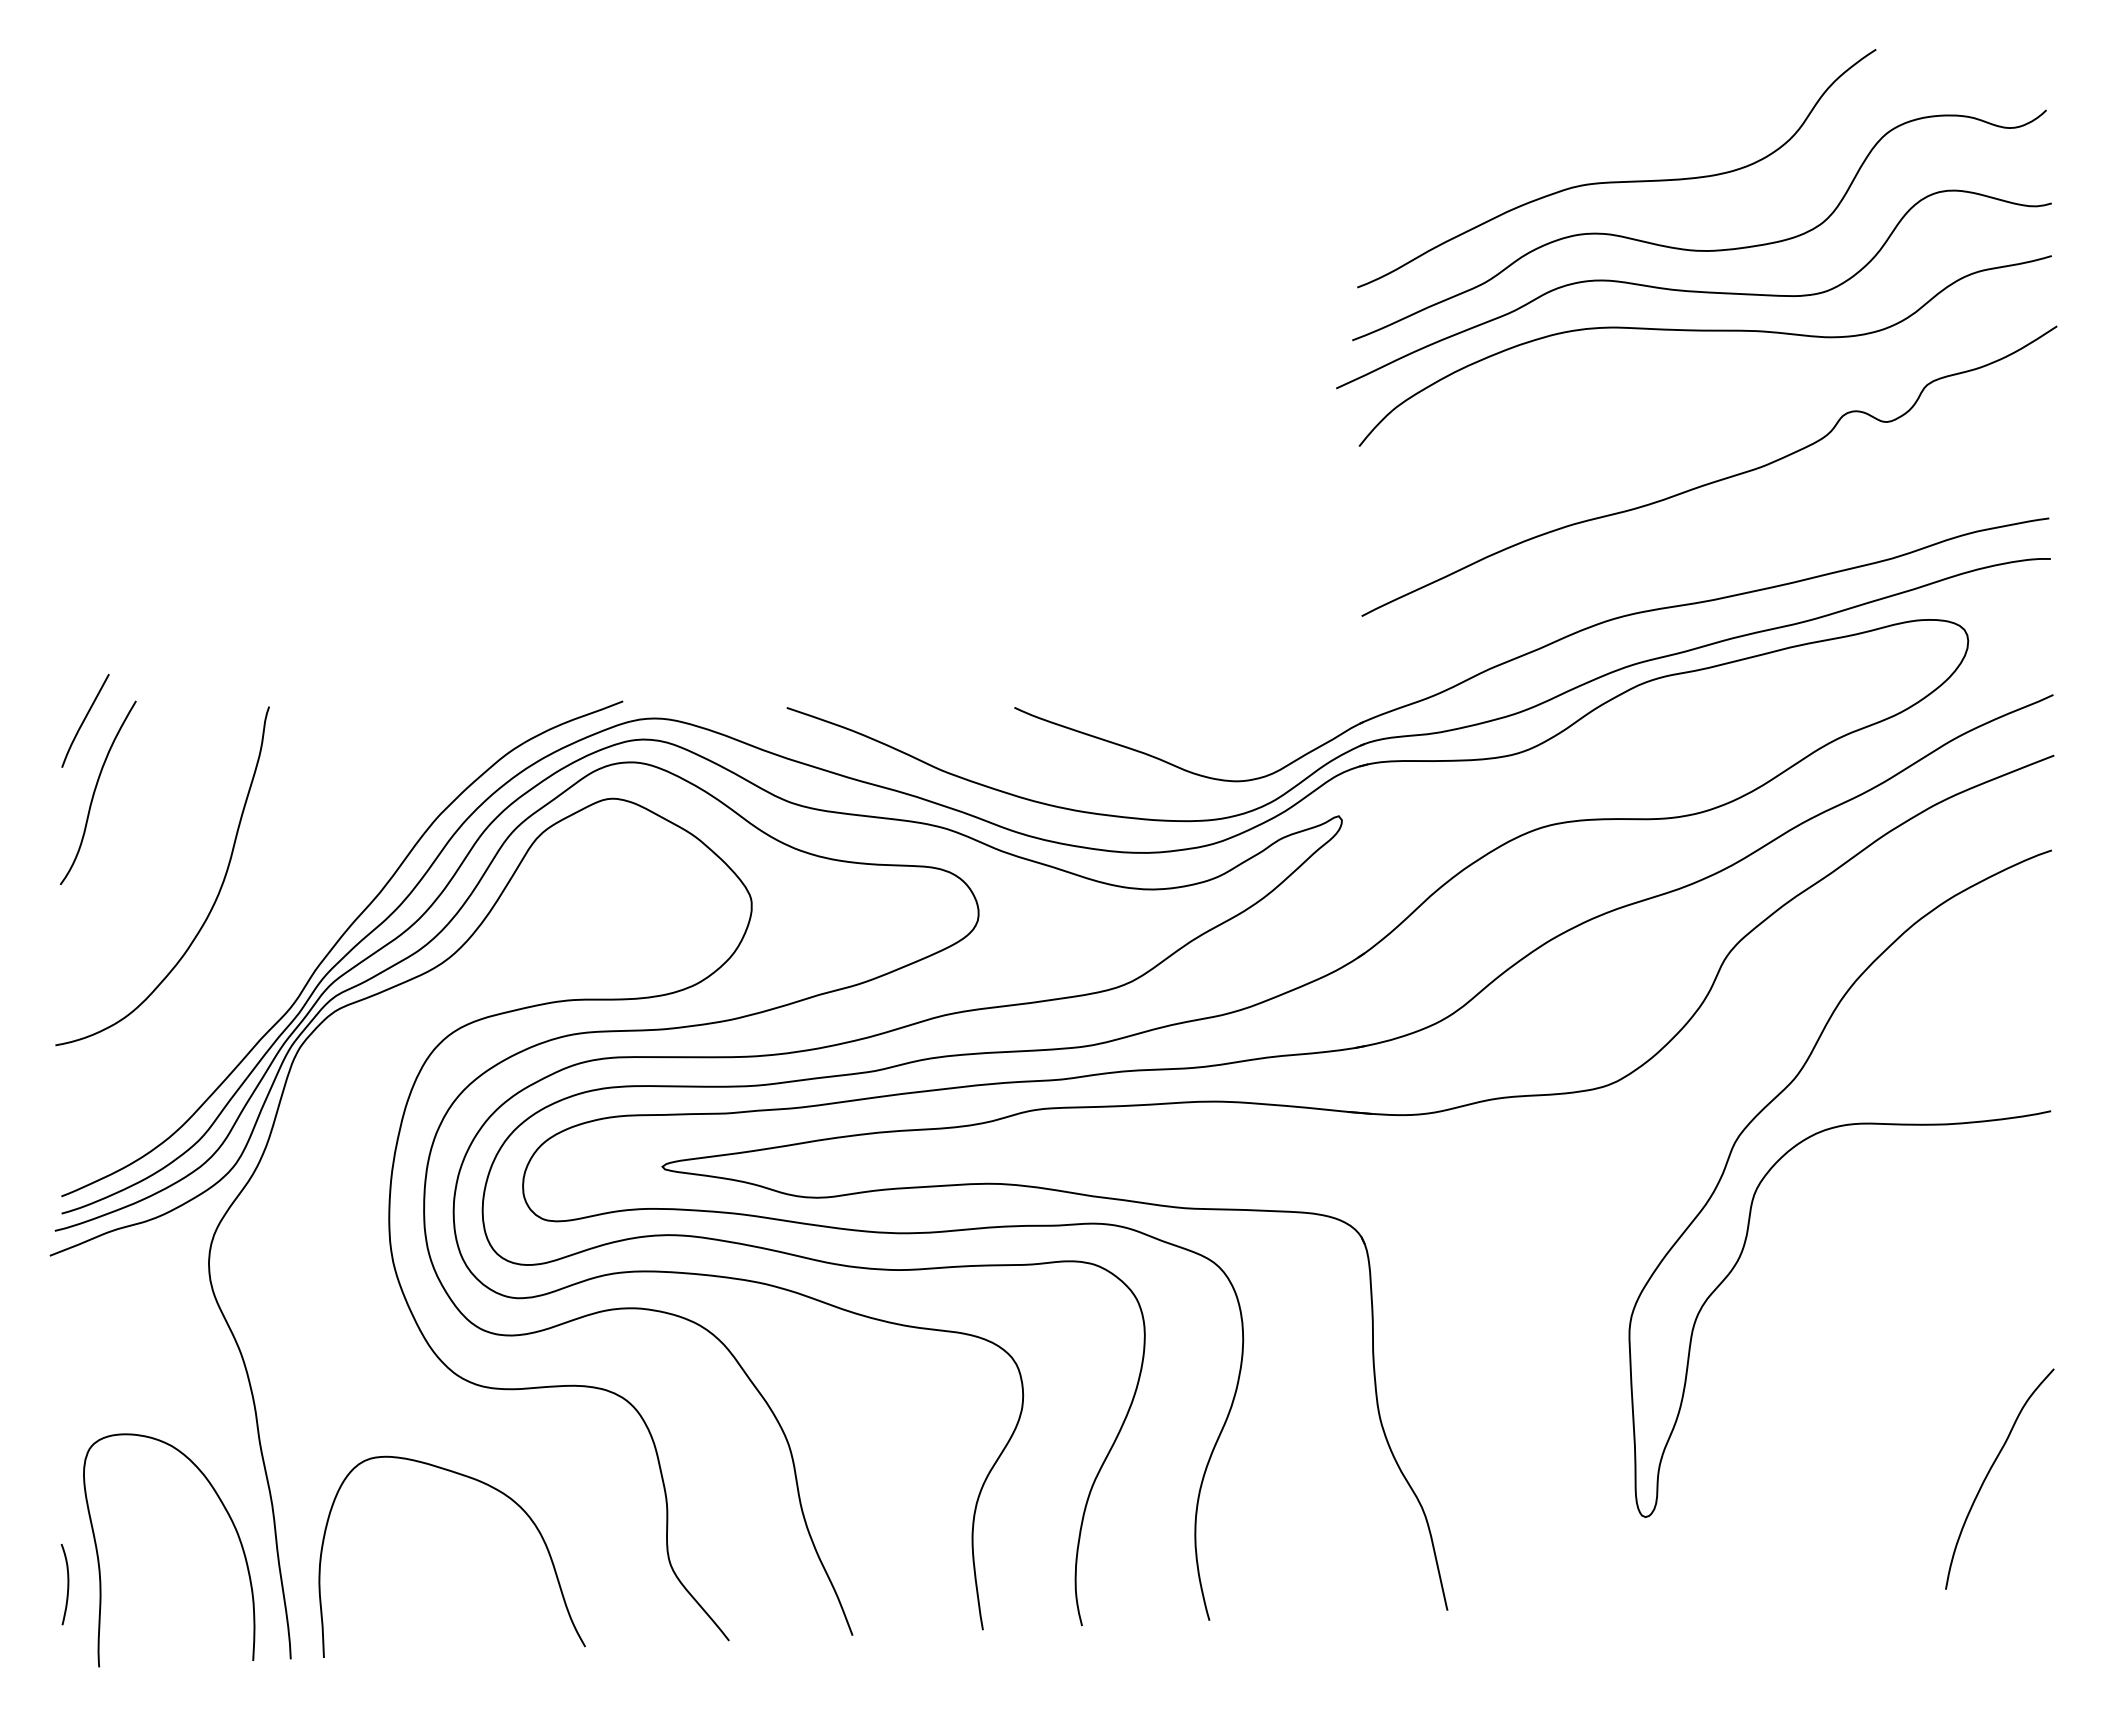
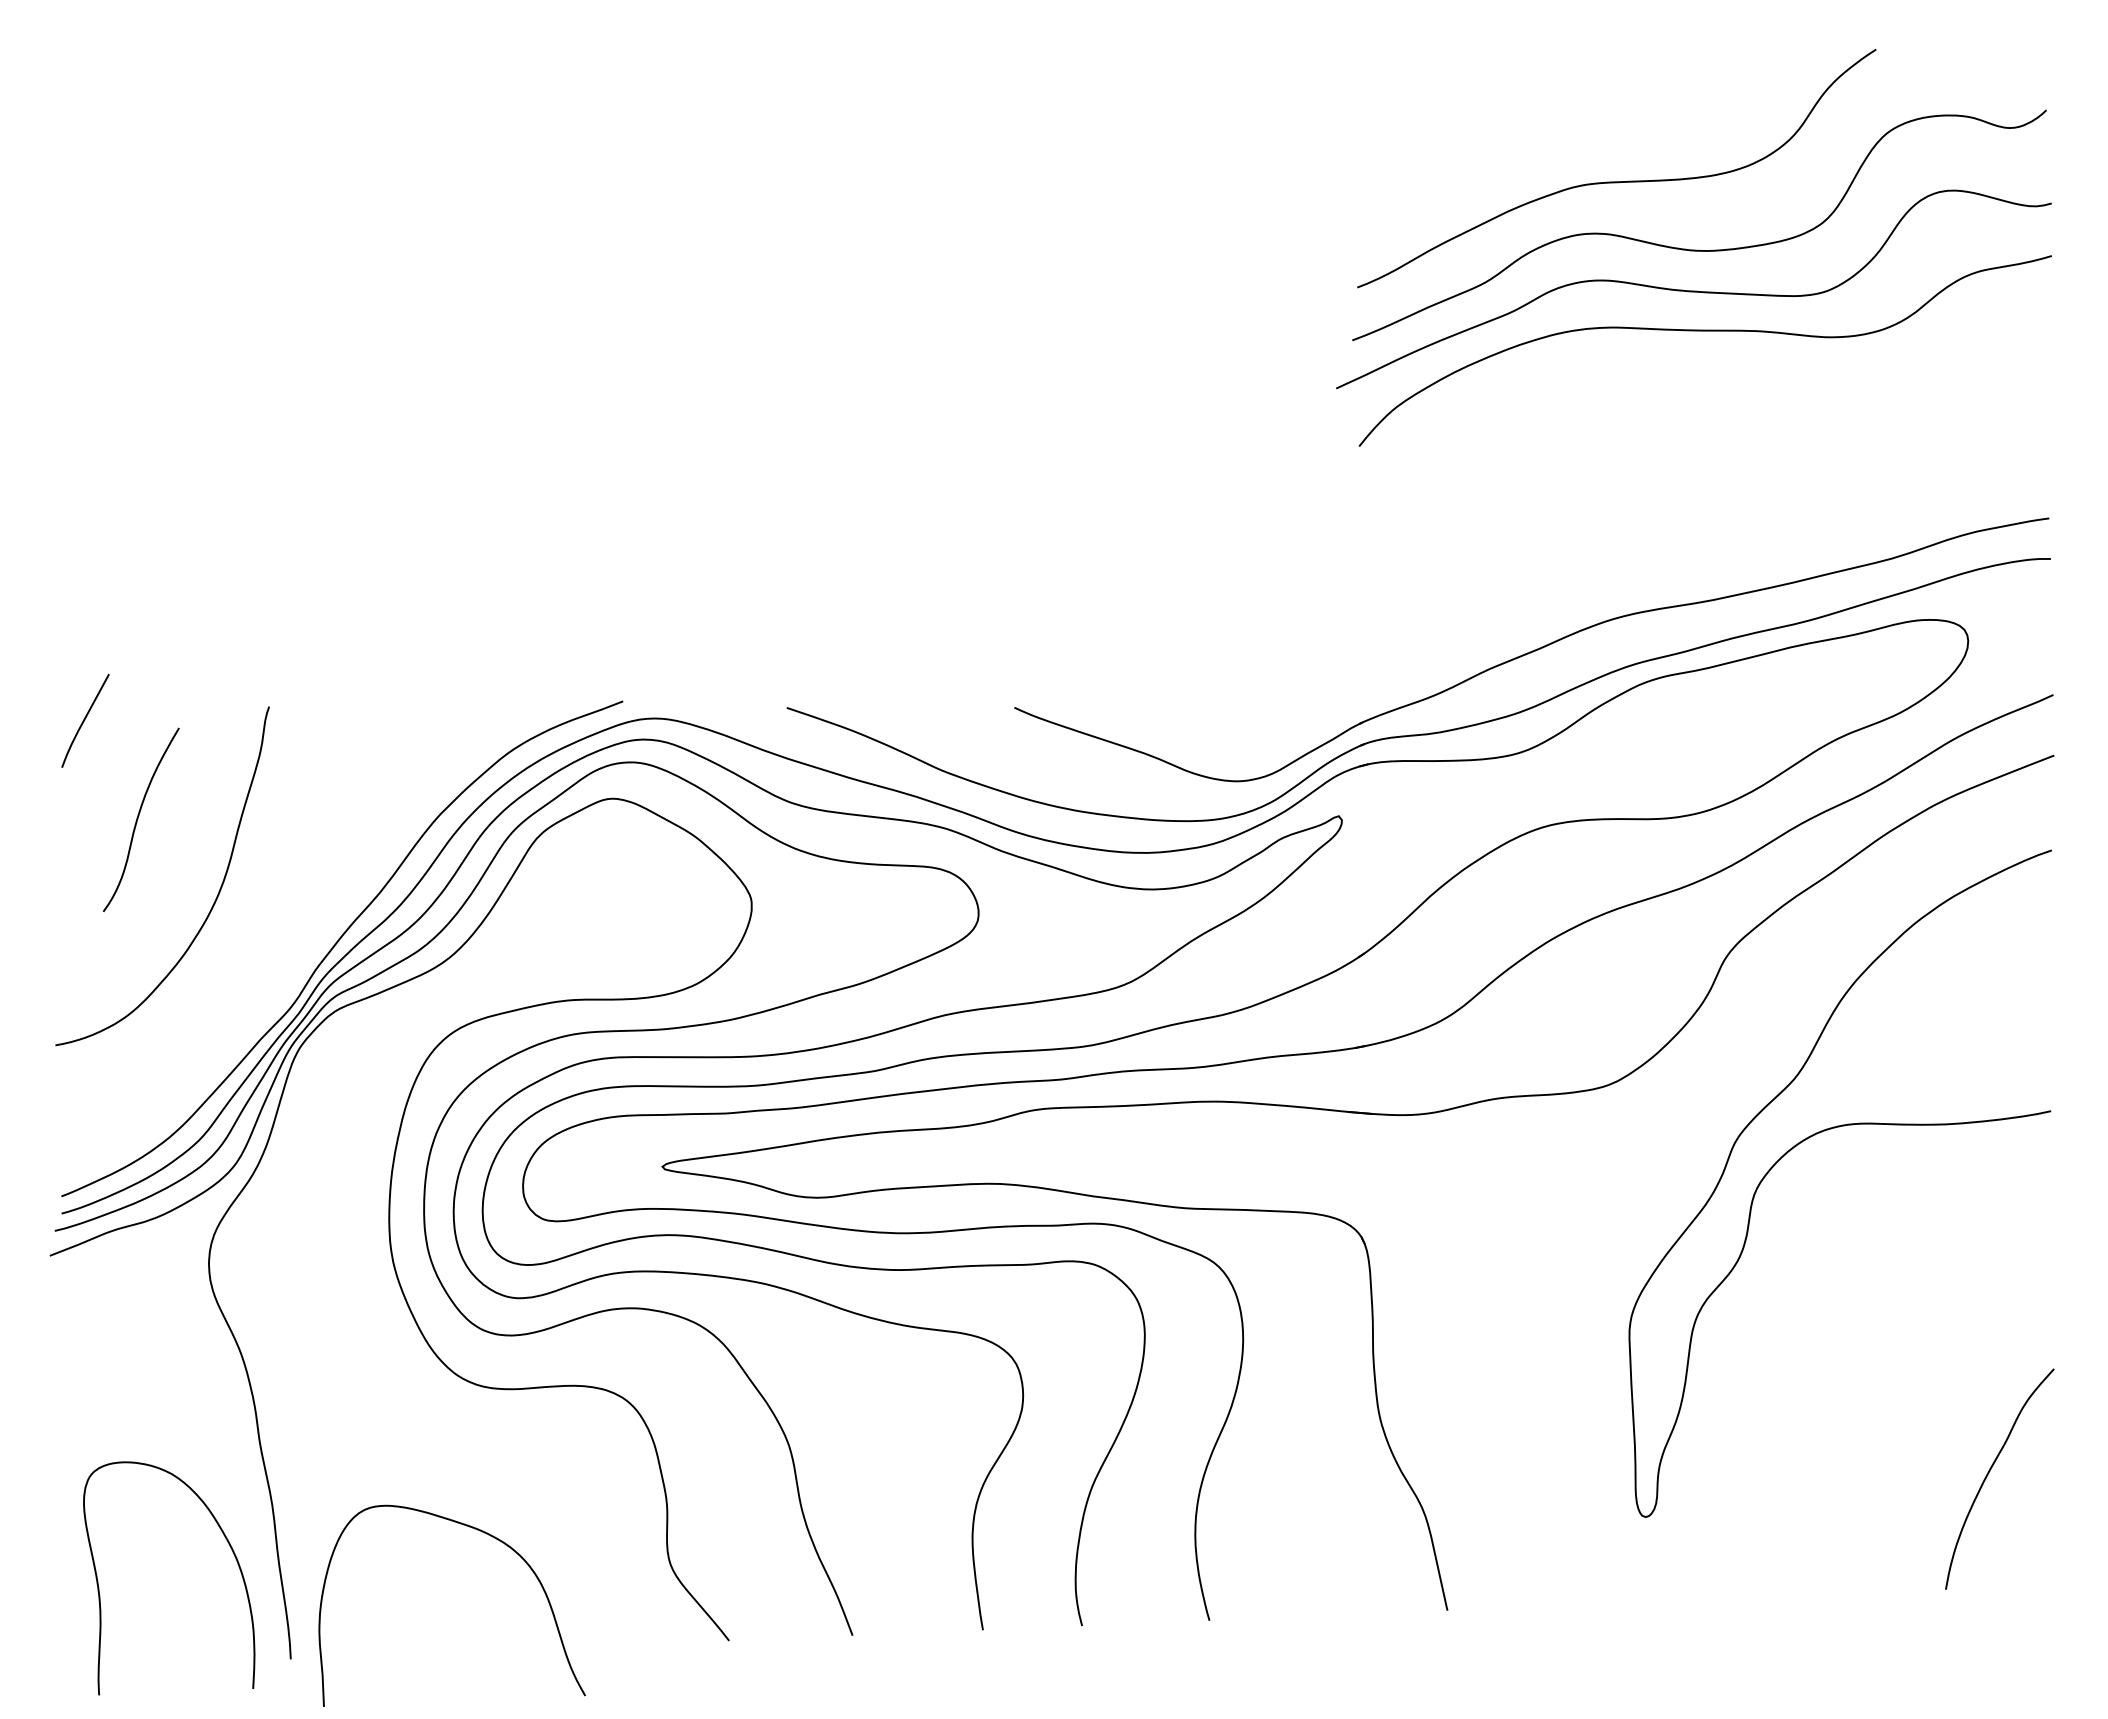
curve: present -> none (1712, 481)
curve position: (95, 792) -> (138, 819) (138, 819)
curve position: (479, 1482) -> (479, 1531) (479, 1531)
curve position: (230, 1520) -> (230, 1548) (230, 1548)
curve: present -> none (67, 1584)
